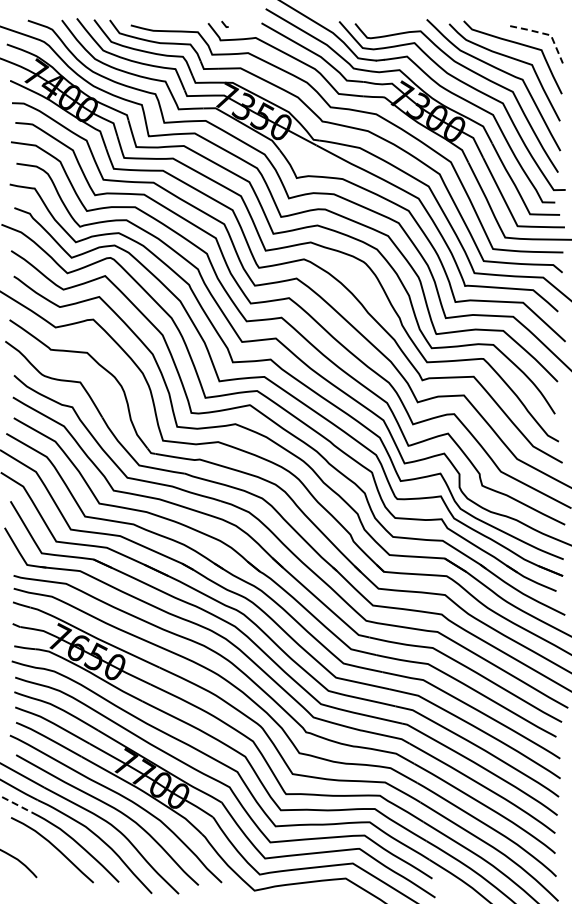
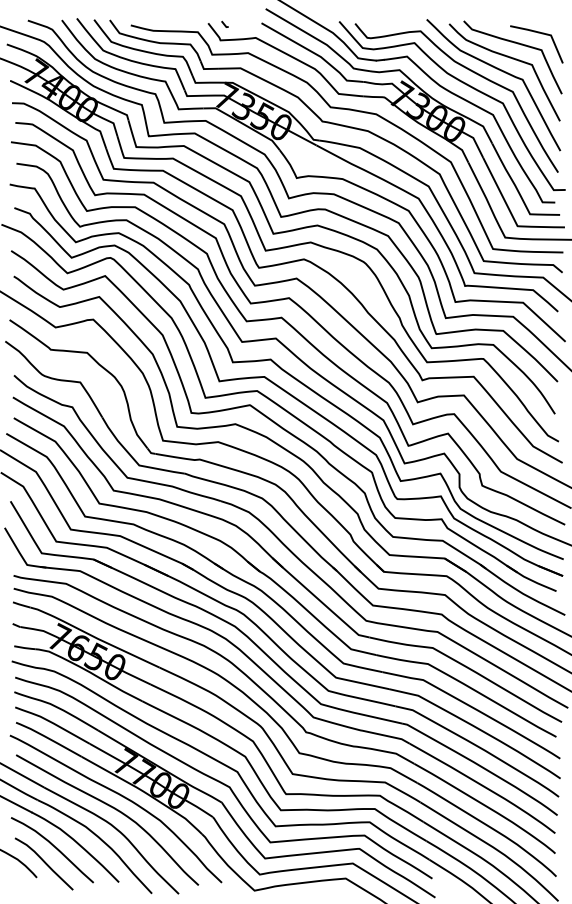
line: dashed -> solid (545, 34)
line: dashed -> solid (16, 804)
curve: none -> present (43, 862)
